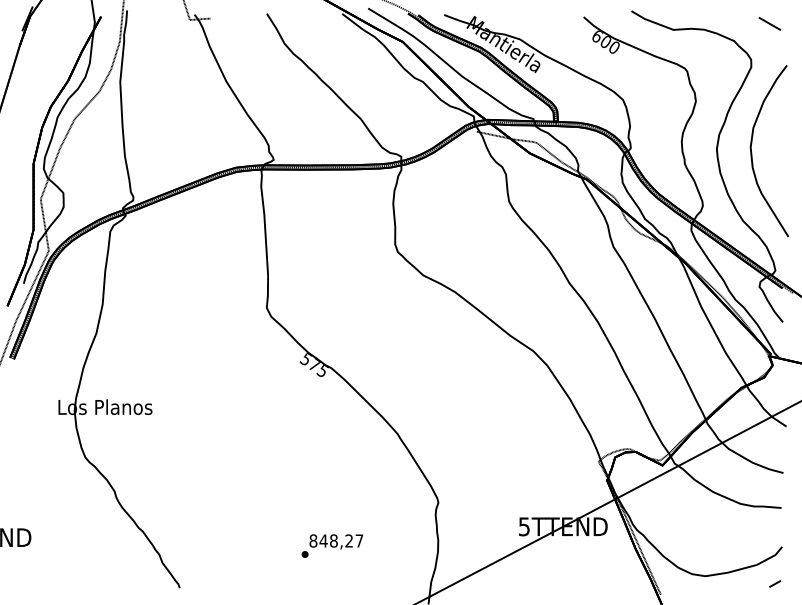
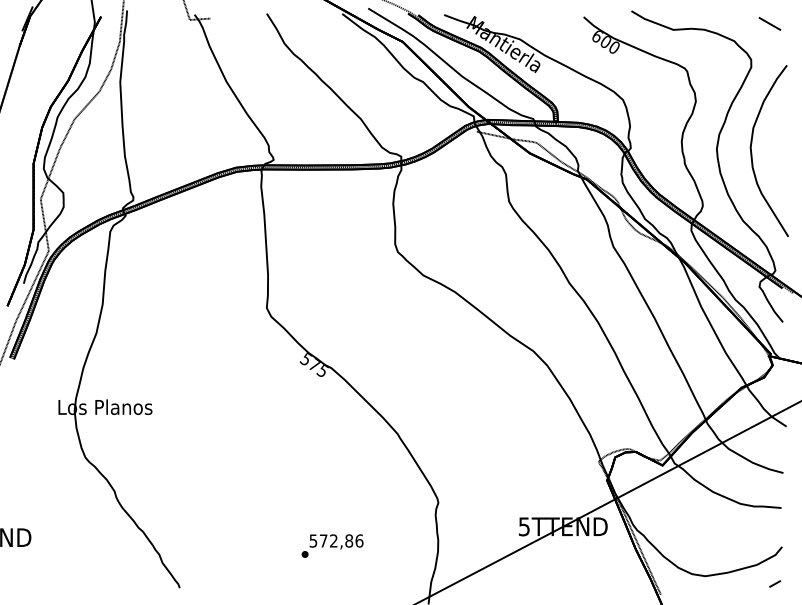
text: 848,27 -> 572,86 (336, 540)
